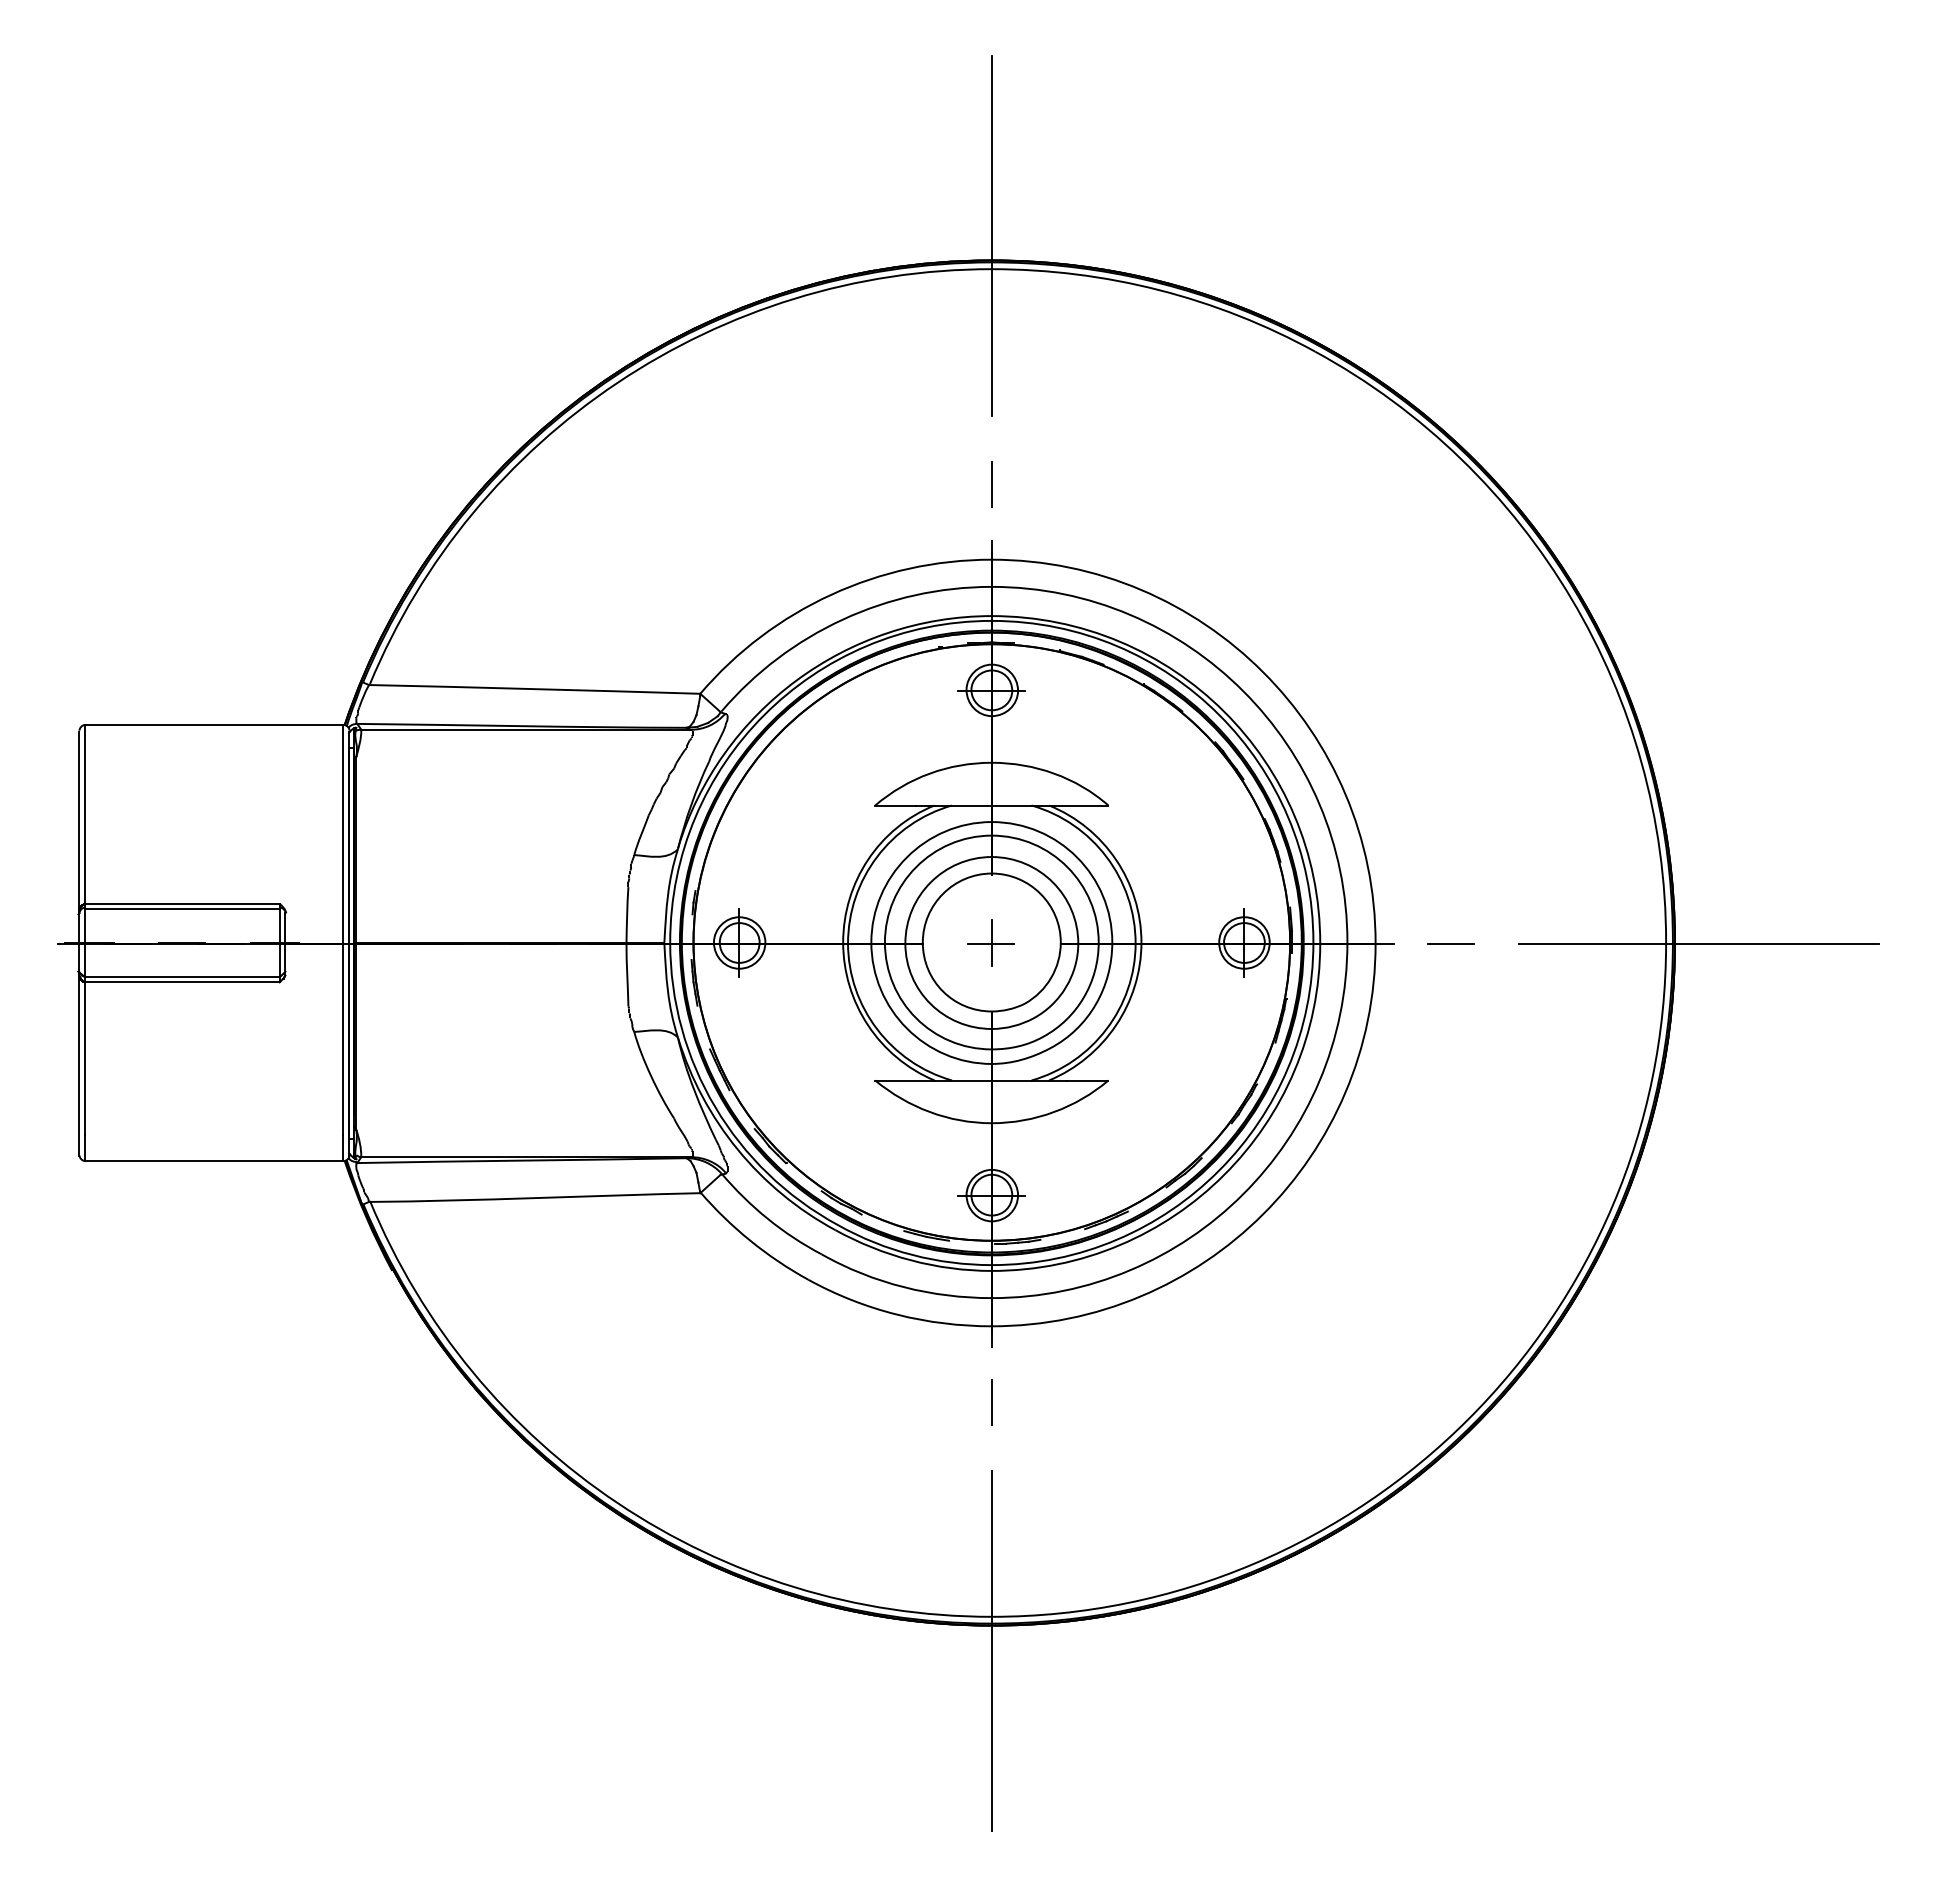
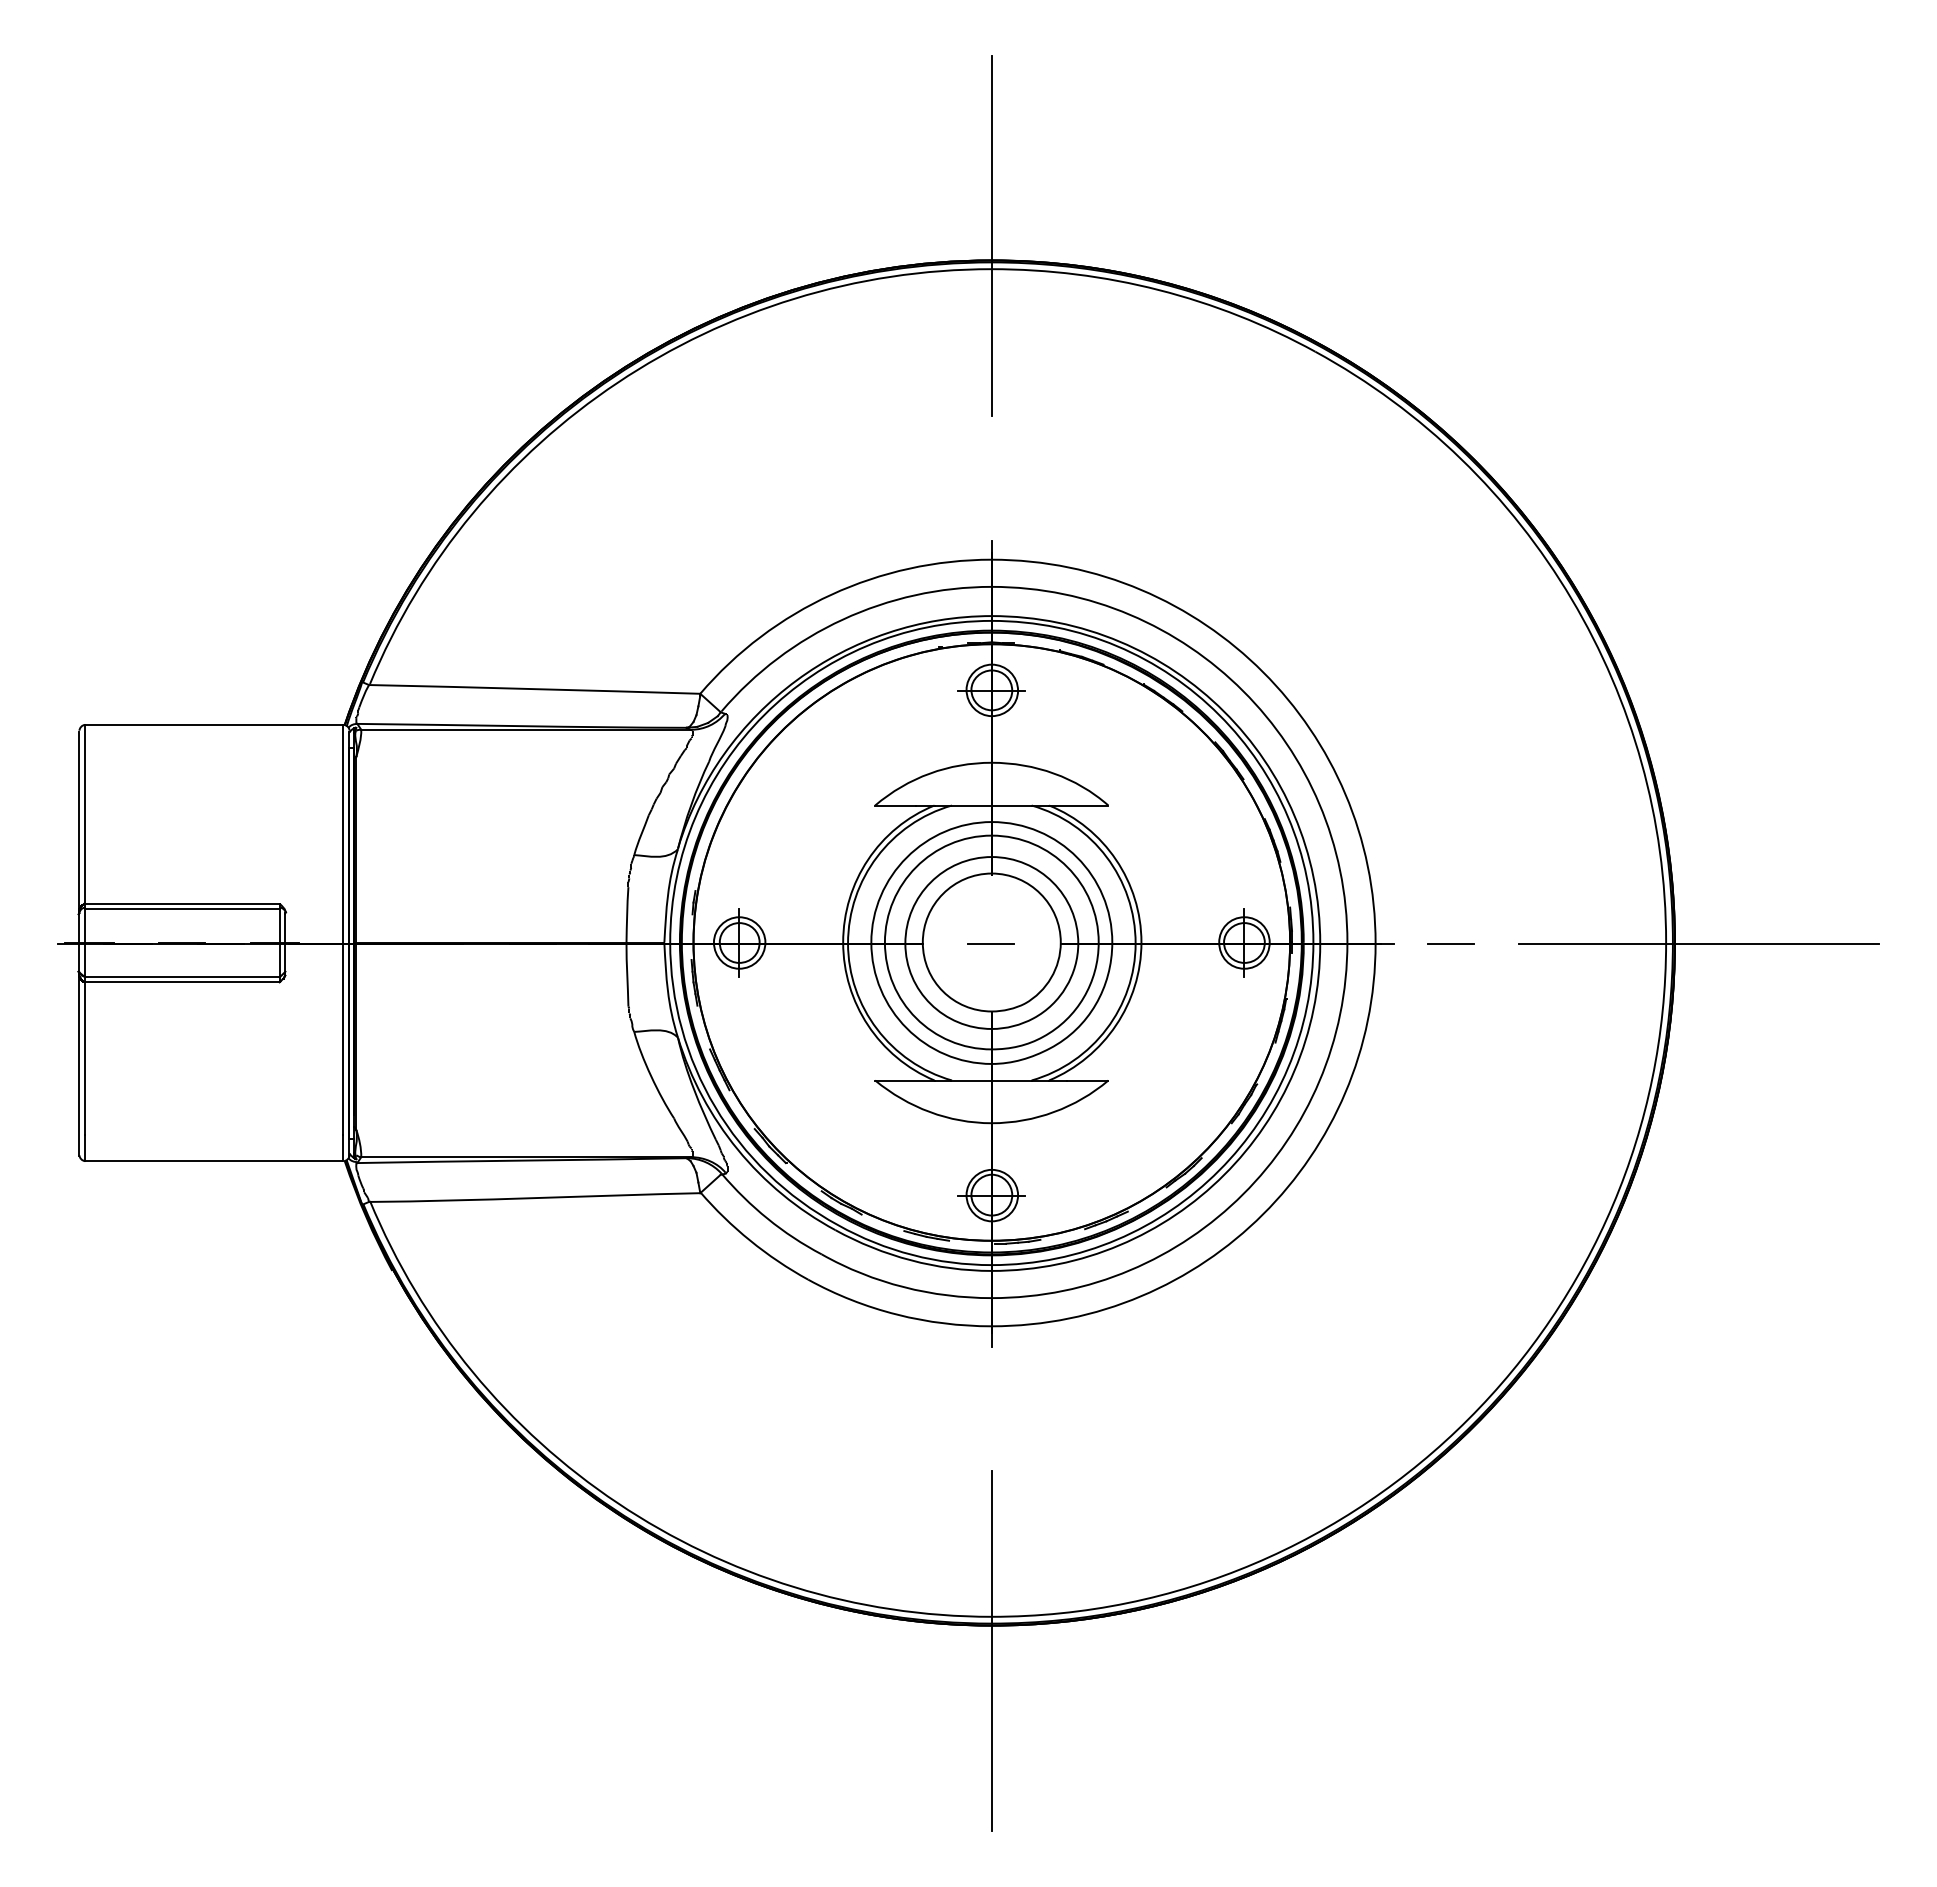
line: present -> none (991, 484)
line: present -> none (991, 942)
line: present -> none (991, 1402)
